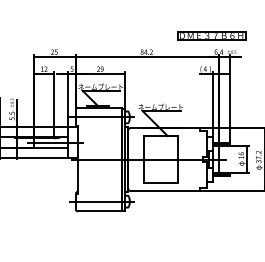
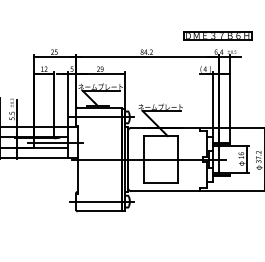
part position: (211, 35) -> (217, 35) (217, 35)
